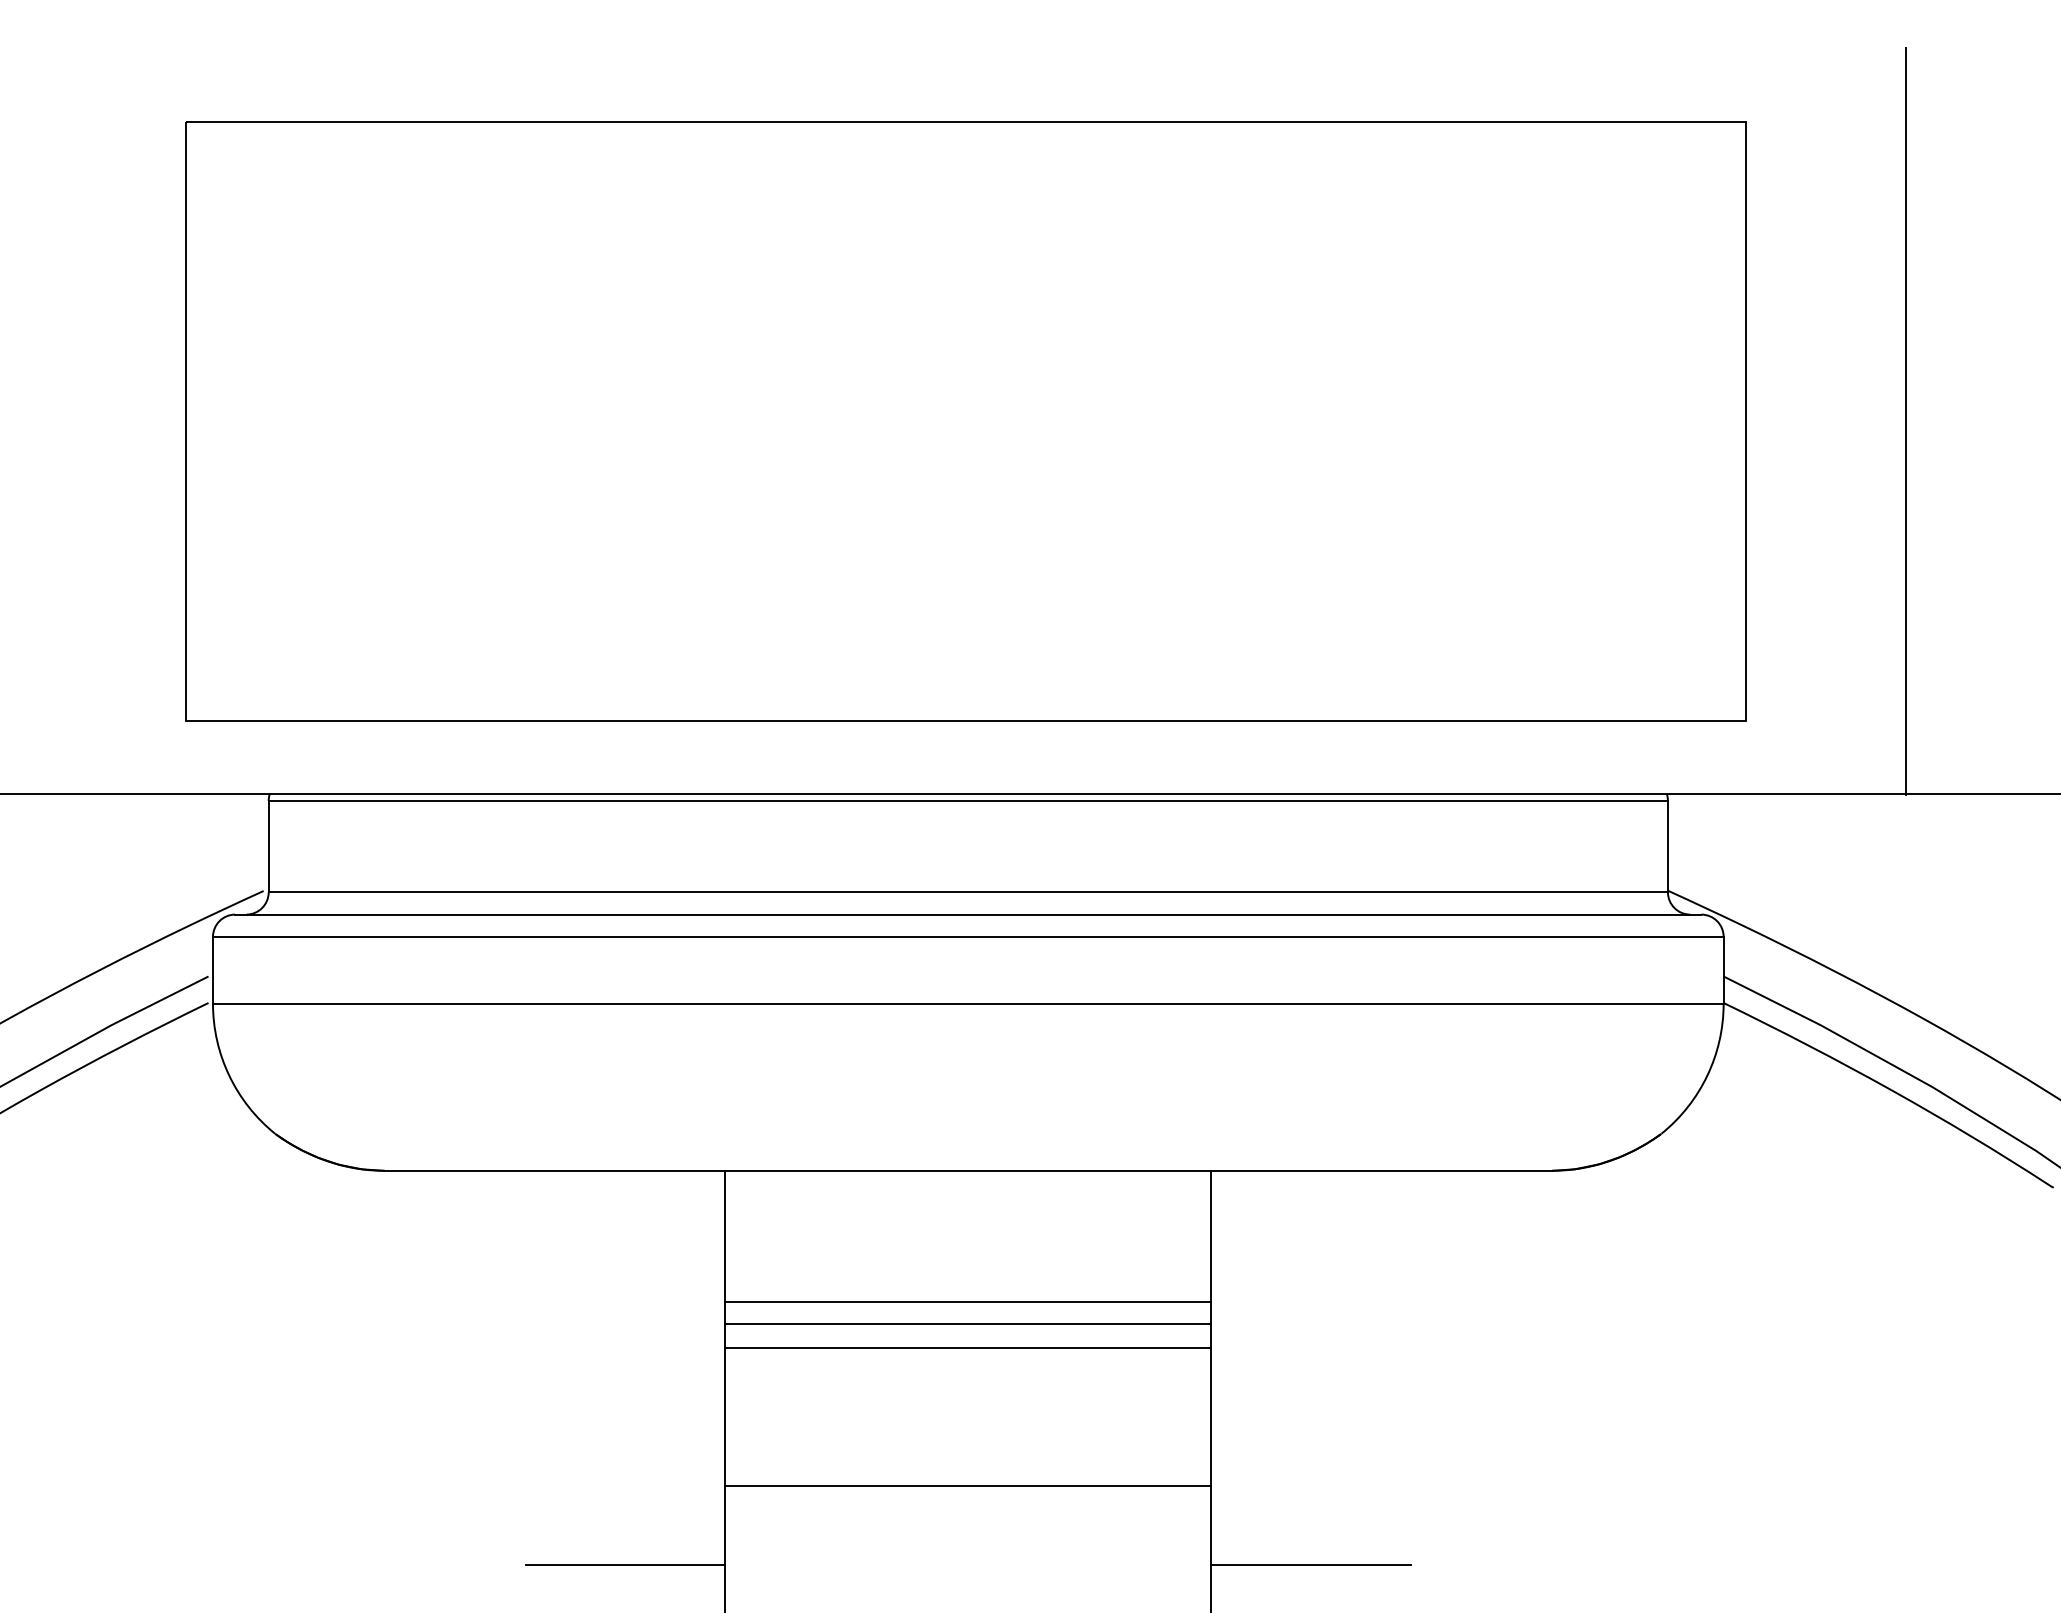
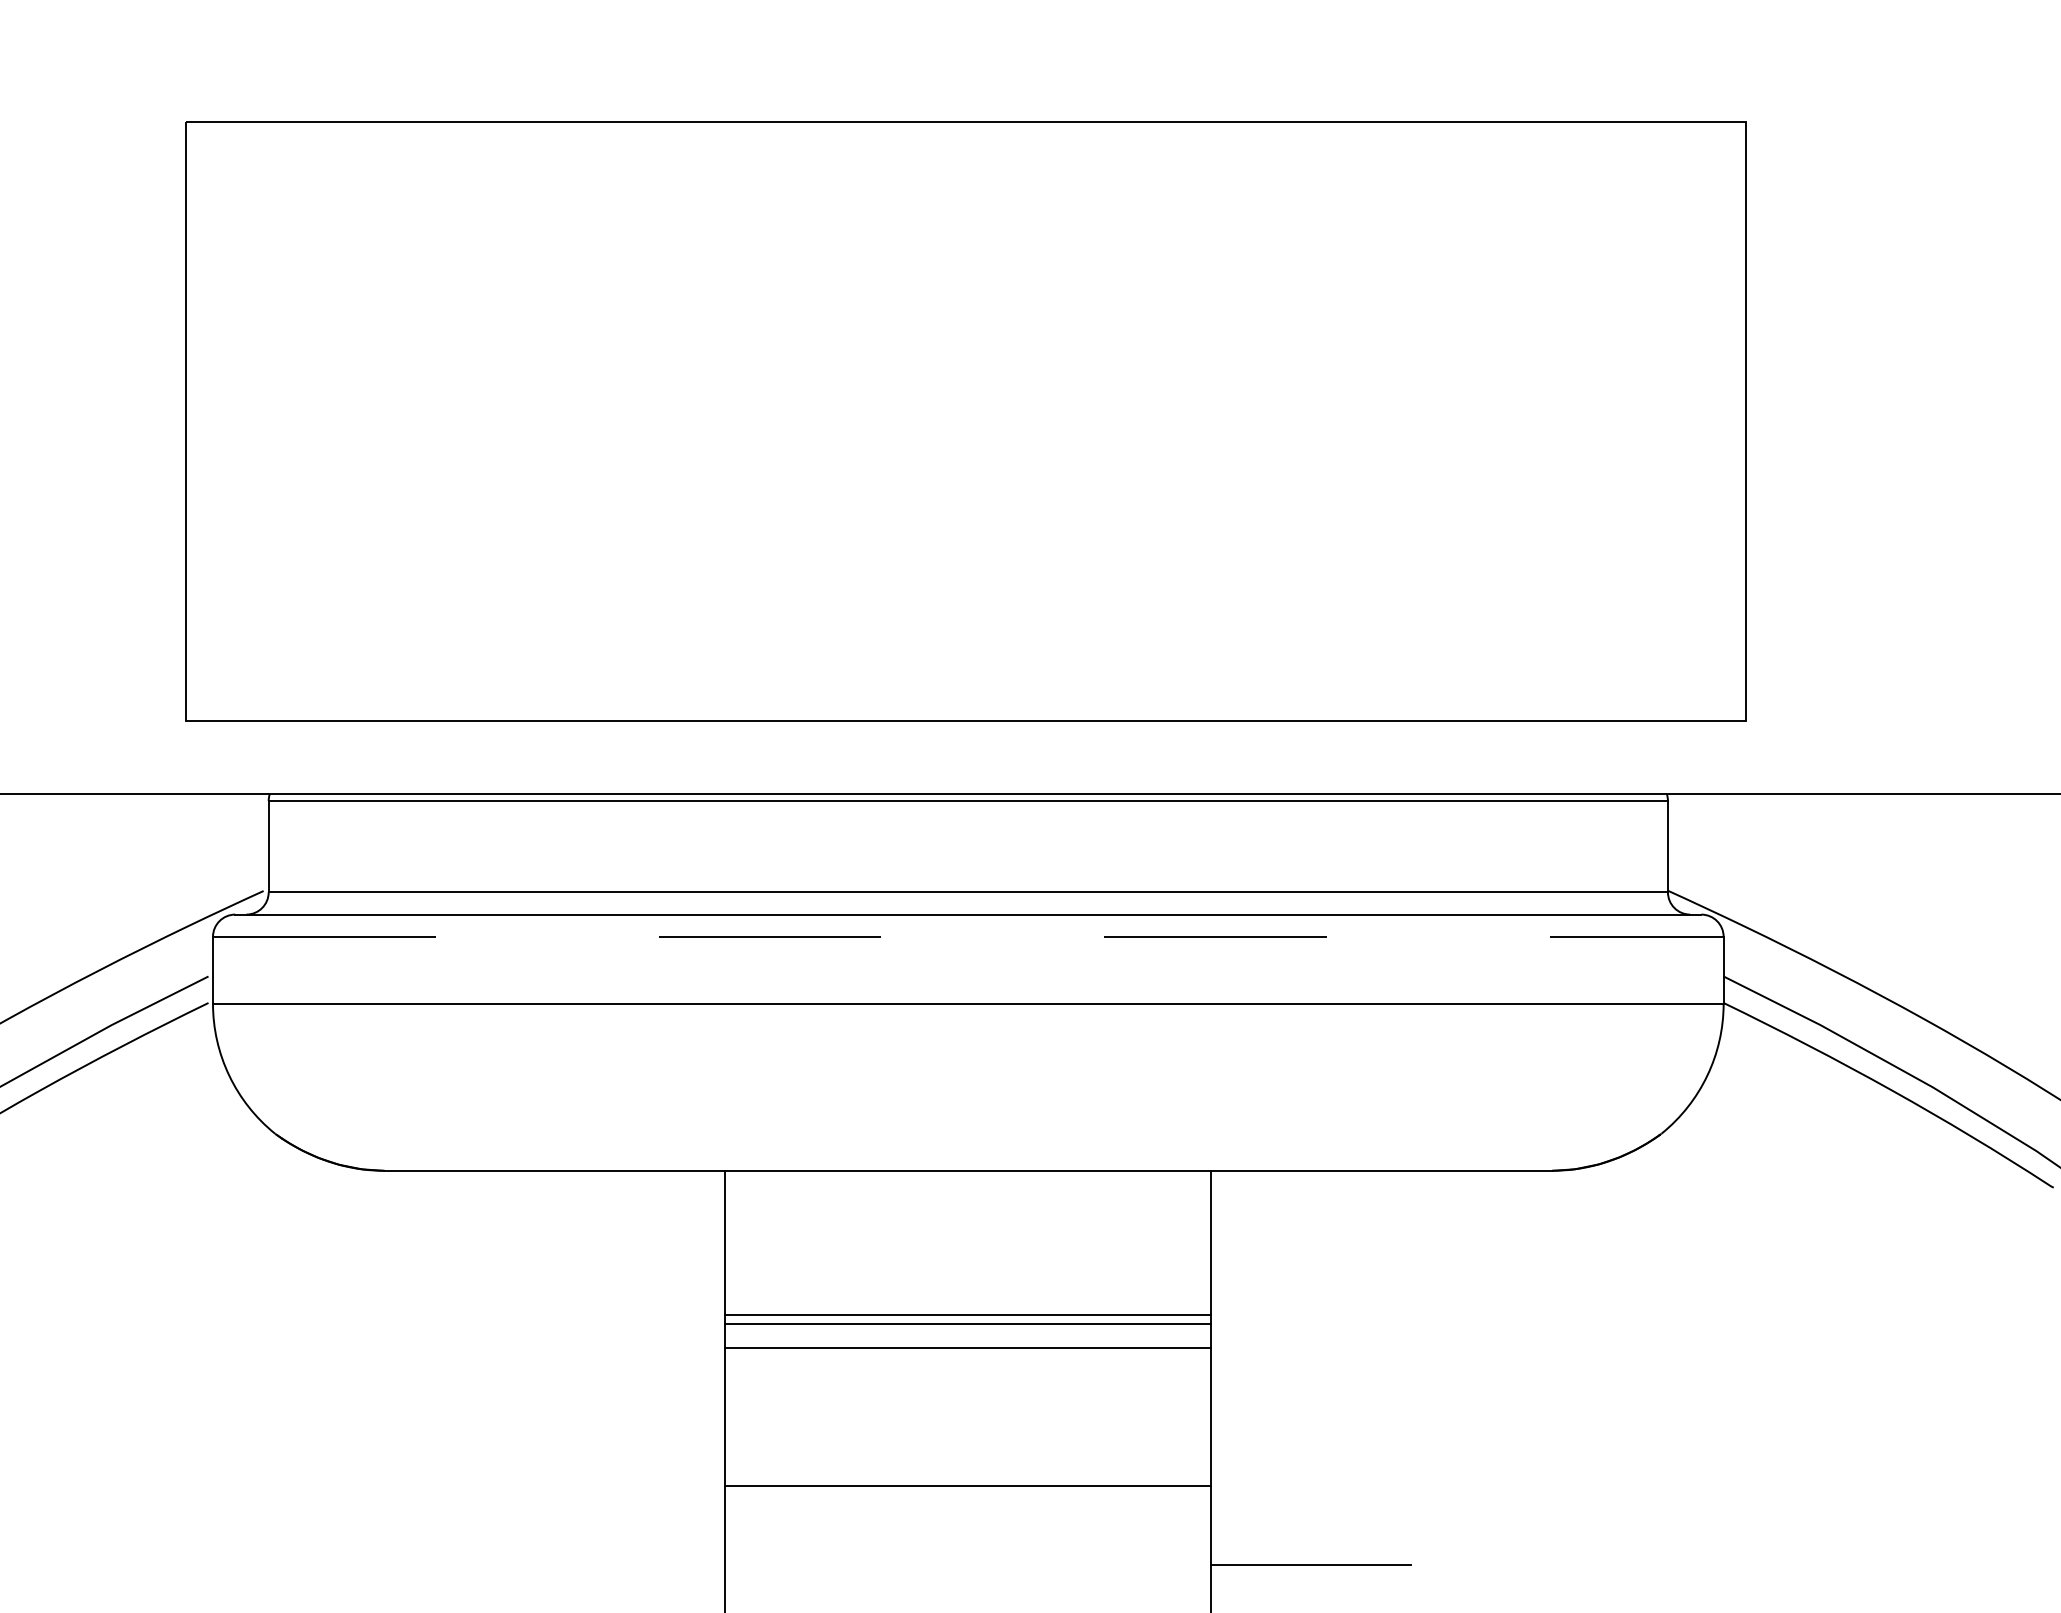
line: present -> none (1906, 421)
line: solid -> dashed (968, 936)
line position: (968, 1302) -> (968, 1315) (968, 1315)
line: present -> none (625, 1564)
